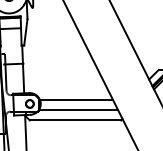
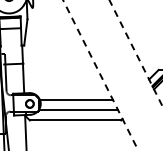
line: solid -> dashed (136, 53)
line: solid -> dashed (100, 75)
